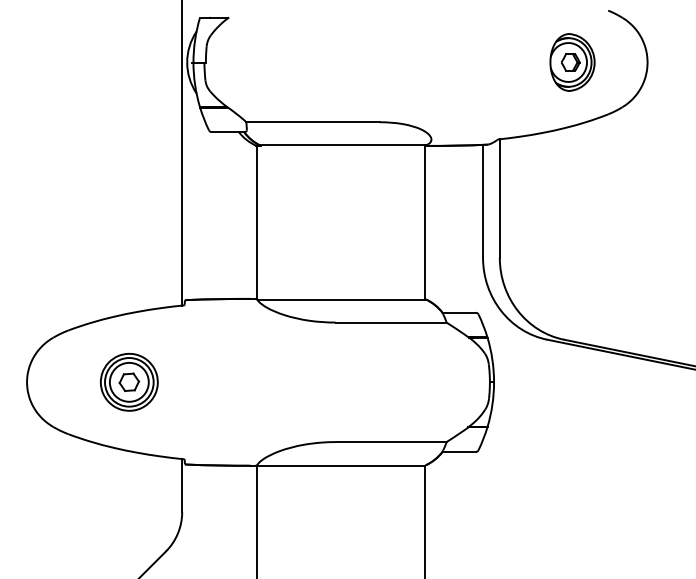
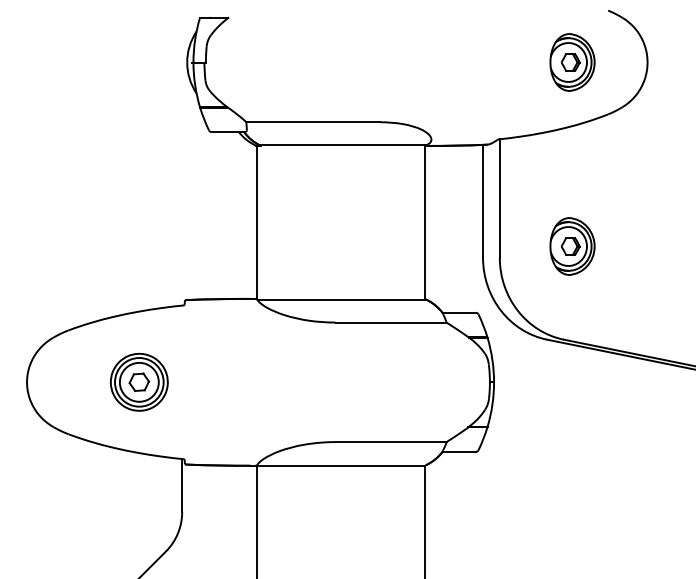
line: present -> none (182, 153)
part: none -> present (572, 246)
part position: (129, 381) -> (139, 381) (139, 381)
